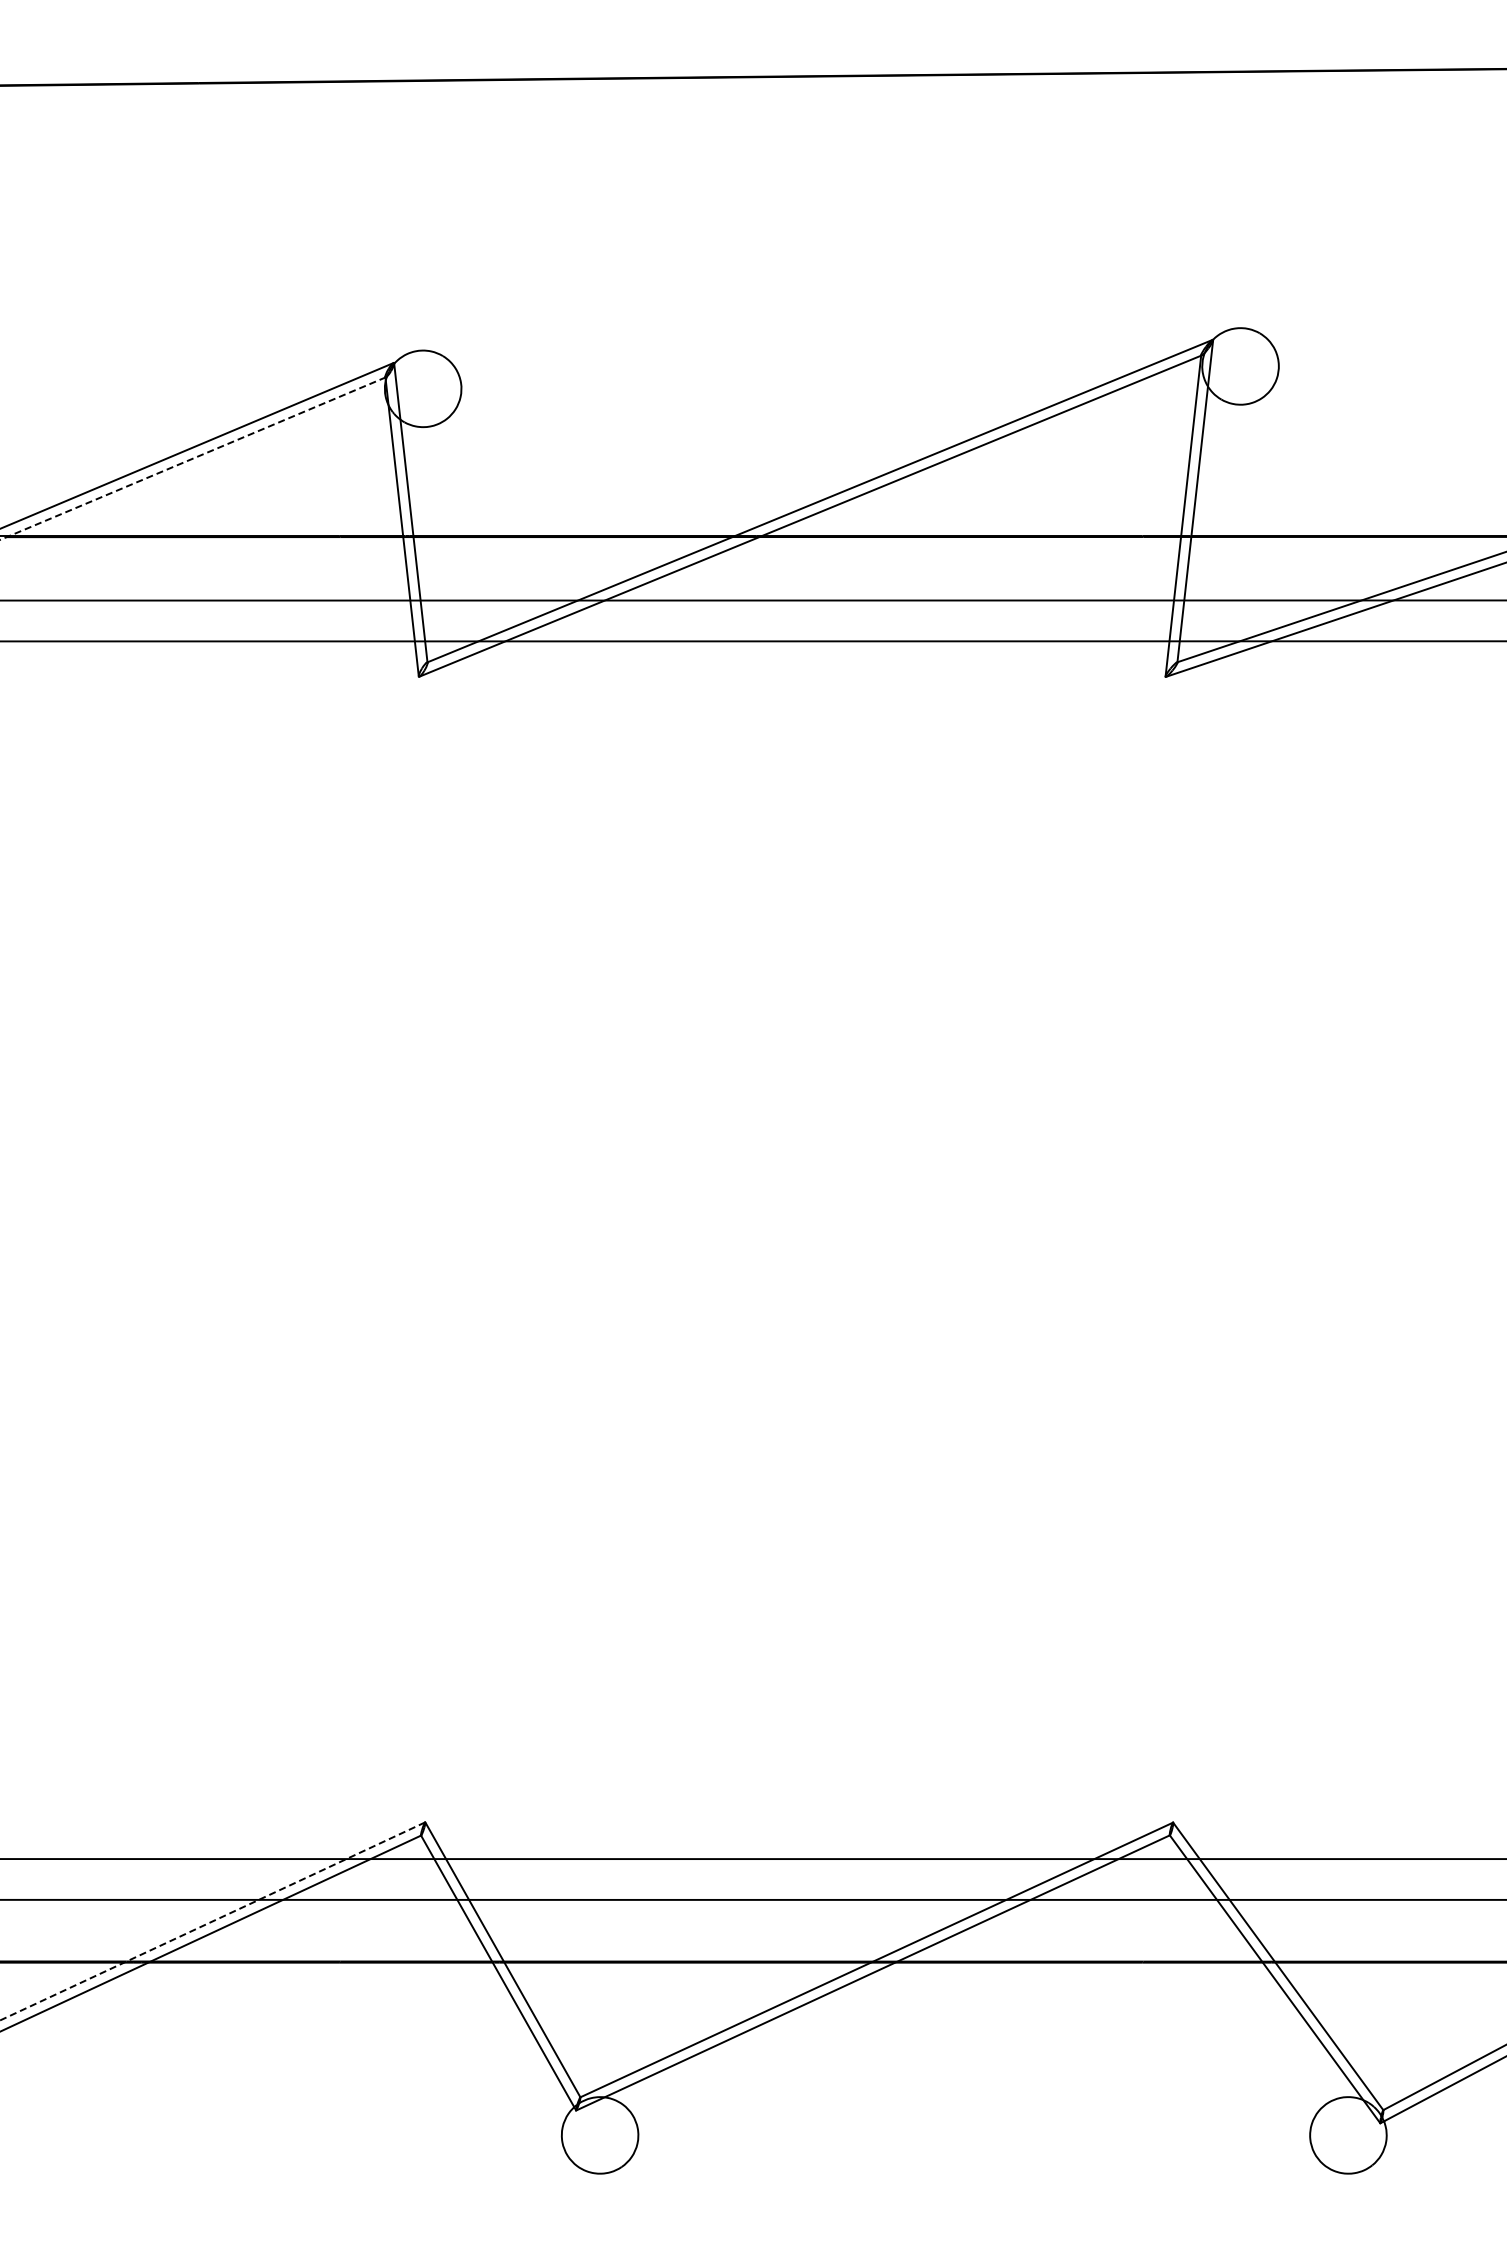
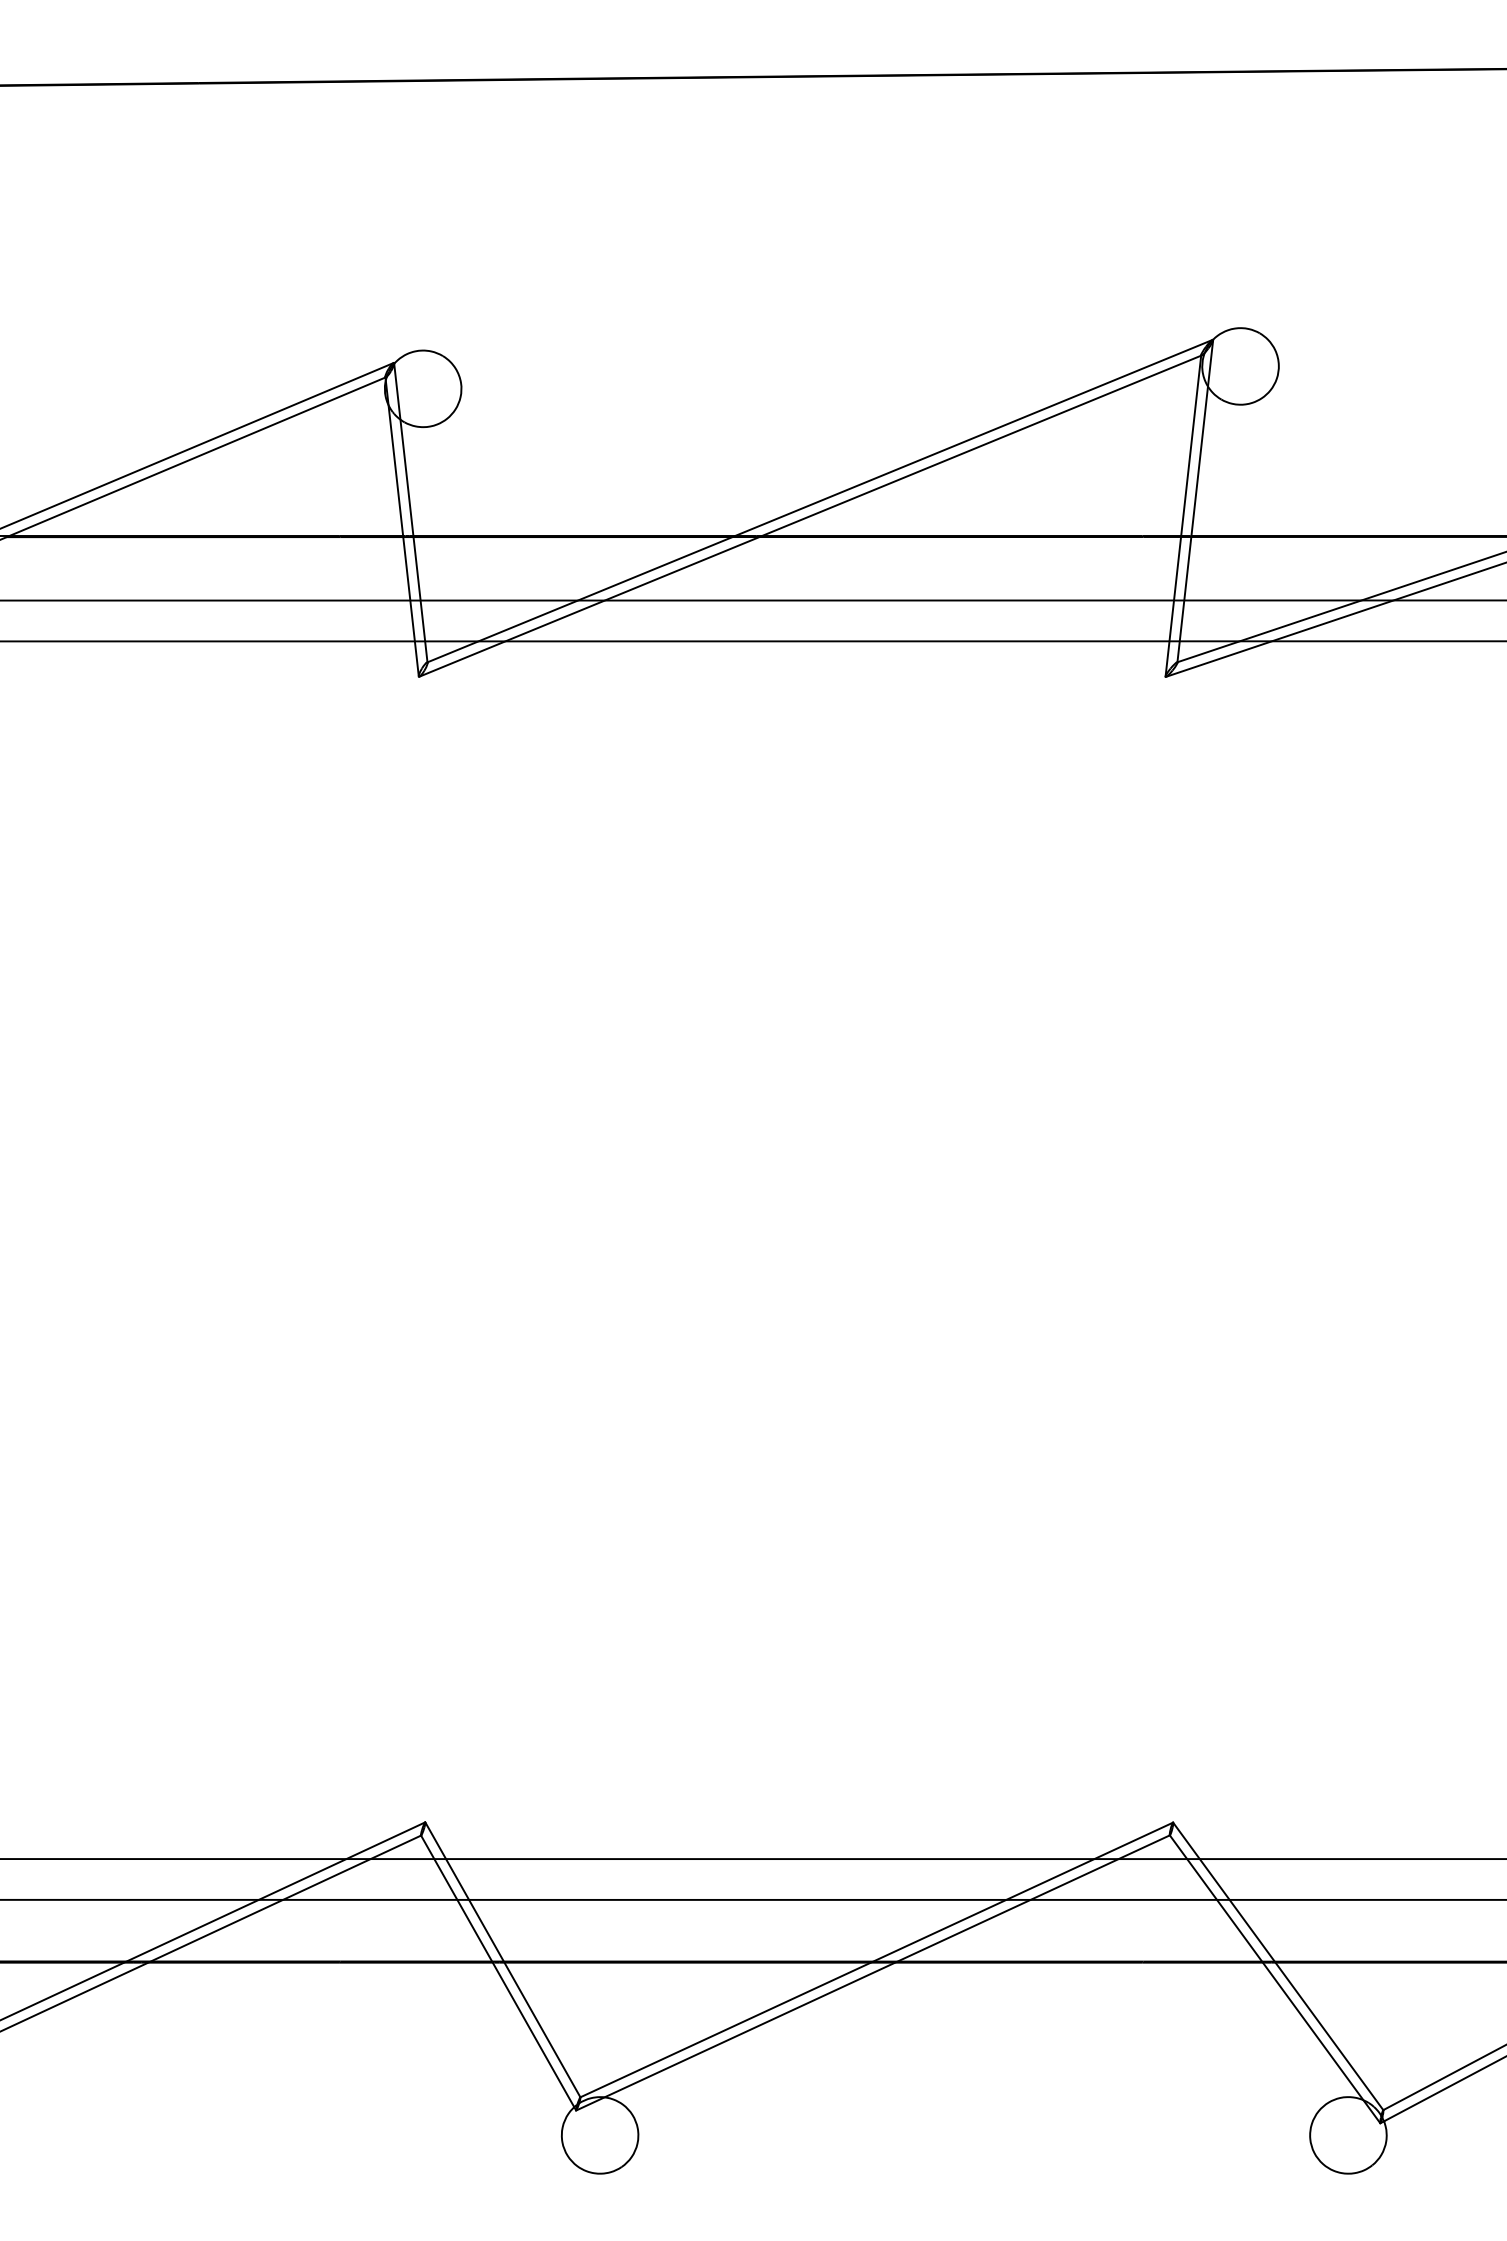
line: dashed -> solid (192, 458)
line: dashed -> solid (212, 1921)
